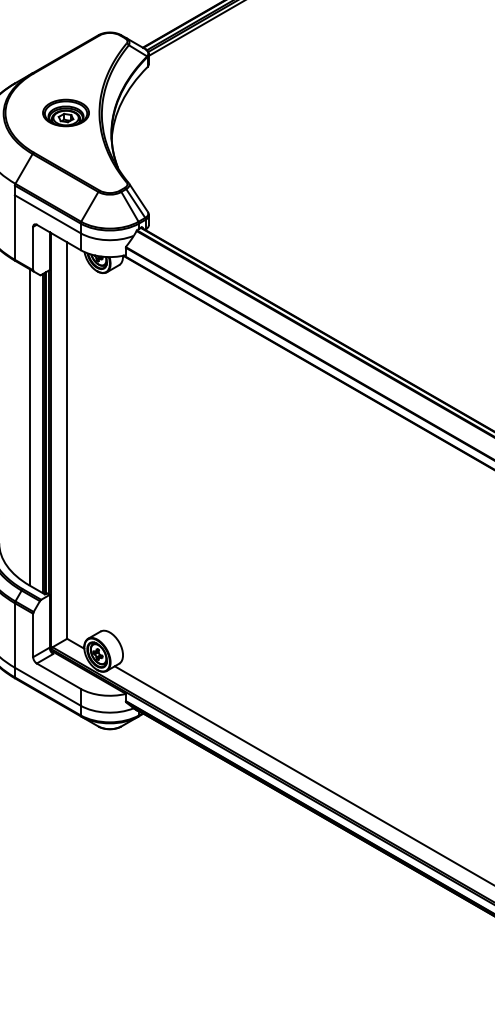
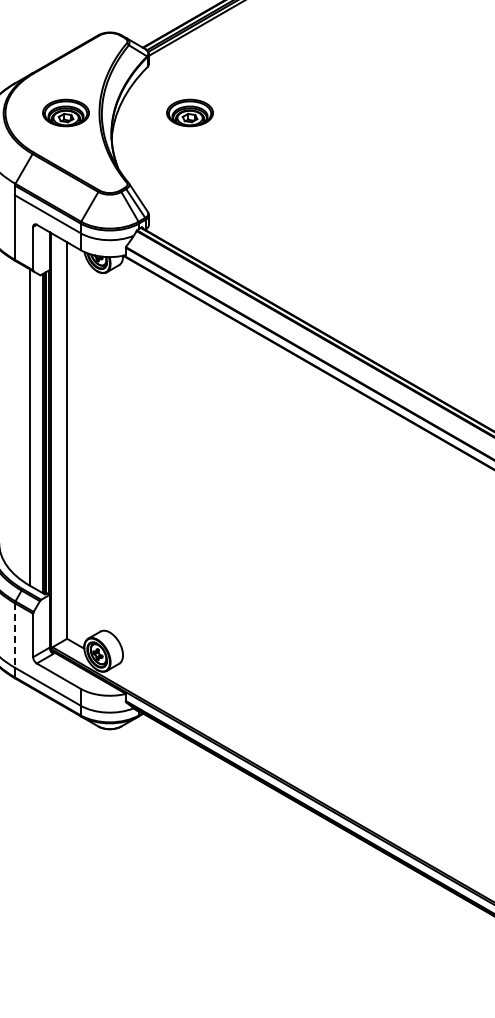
part: none -> present (189, 112)
line: solid -> dashed (14, 635)
line: present -> none (302, 775)
